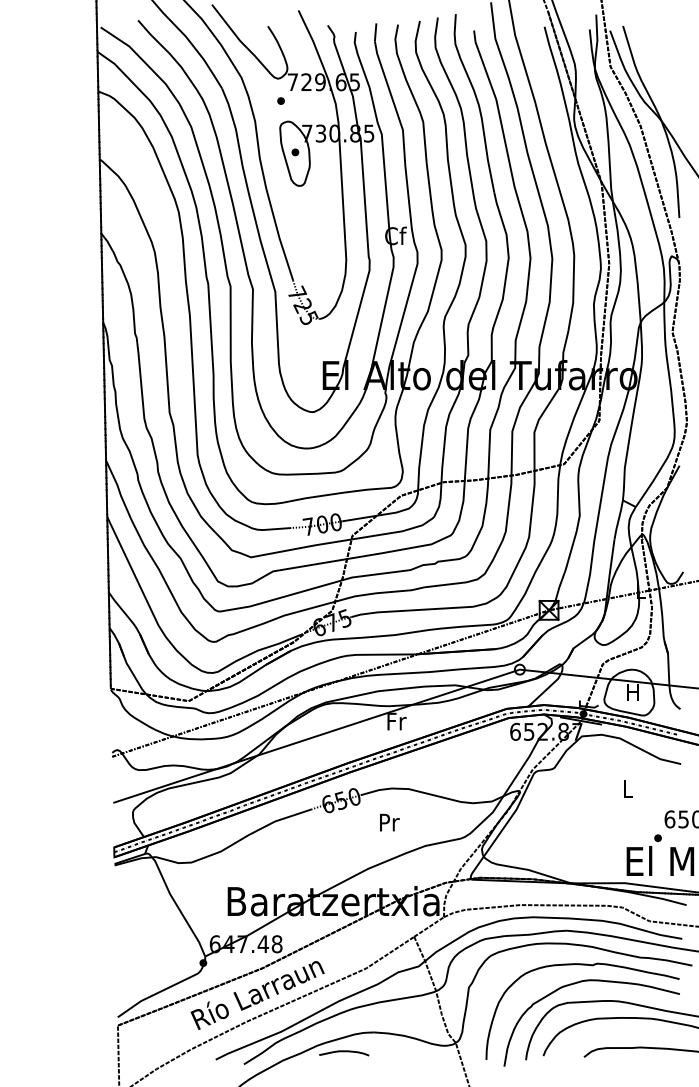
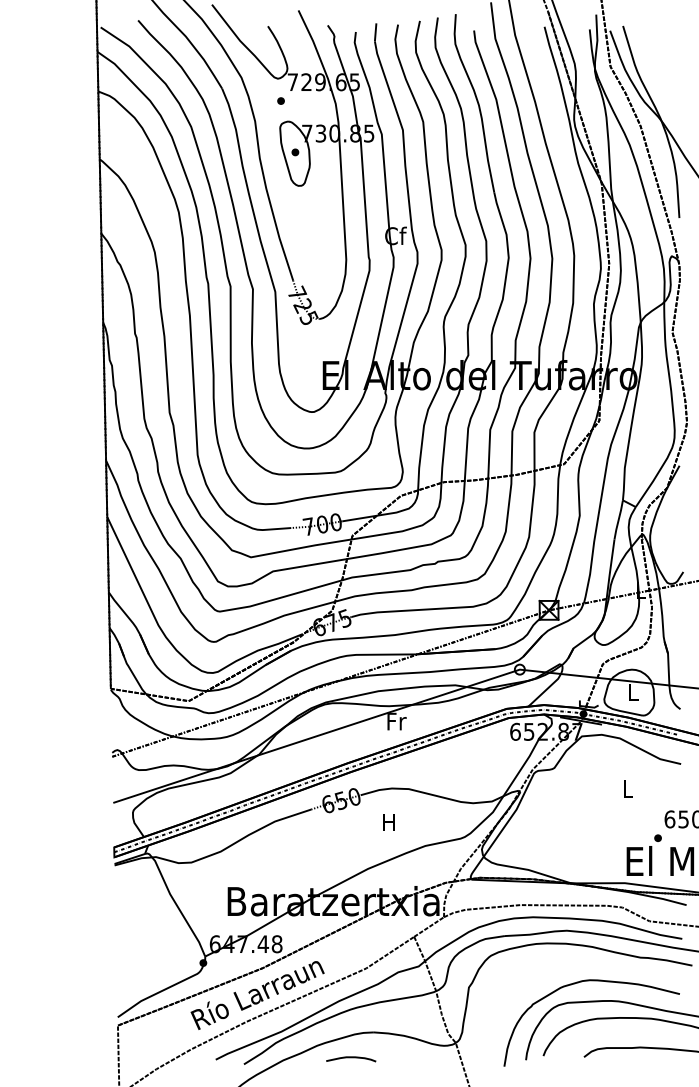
text: H -> L (632, 692)
text: Pr -> H (389, 822)
curve: present -> none (591, 966)
curve position: (344, 1052) -> (351, 1058) (351, 1058)
